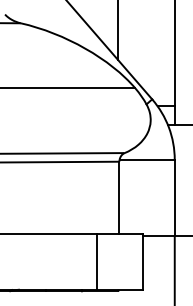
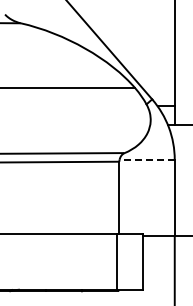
line: present -> none (118, 31)
line: solid -> dashed (147, 159)
line position: (96, 261) -> (116, 261) (116, 261)
